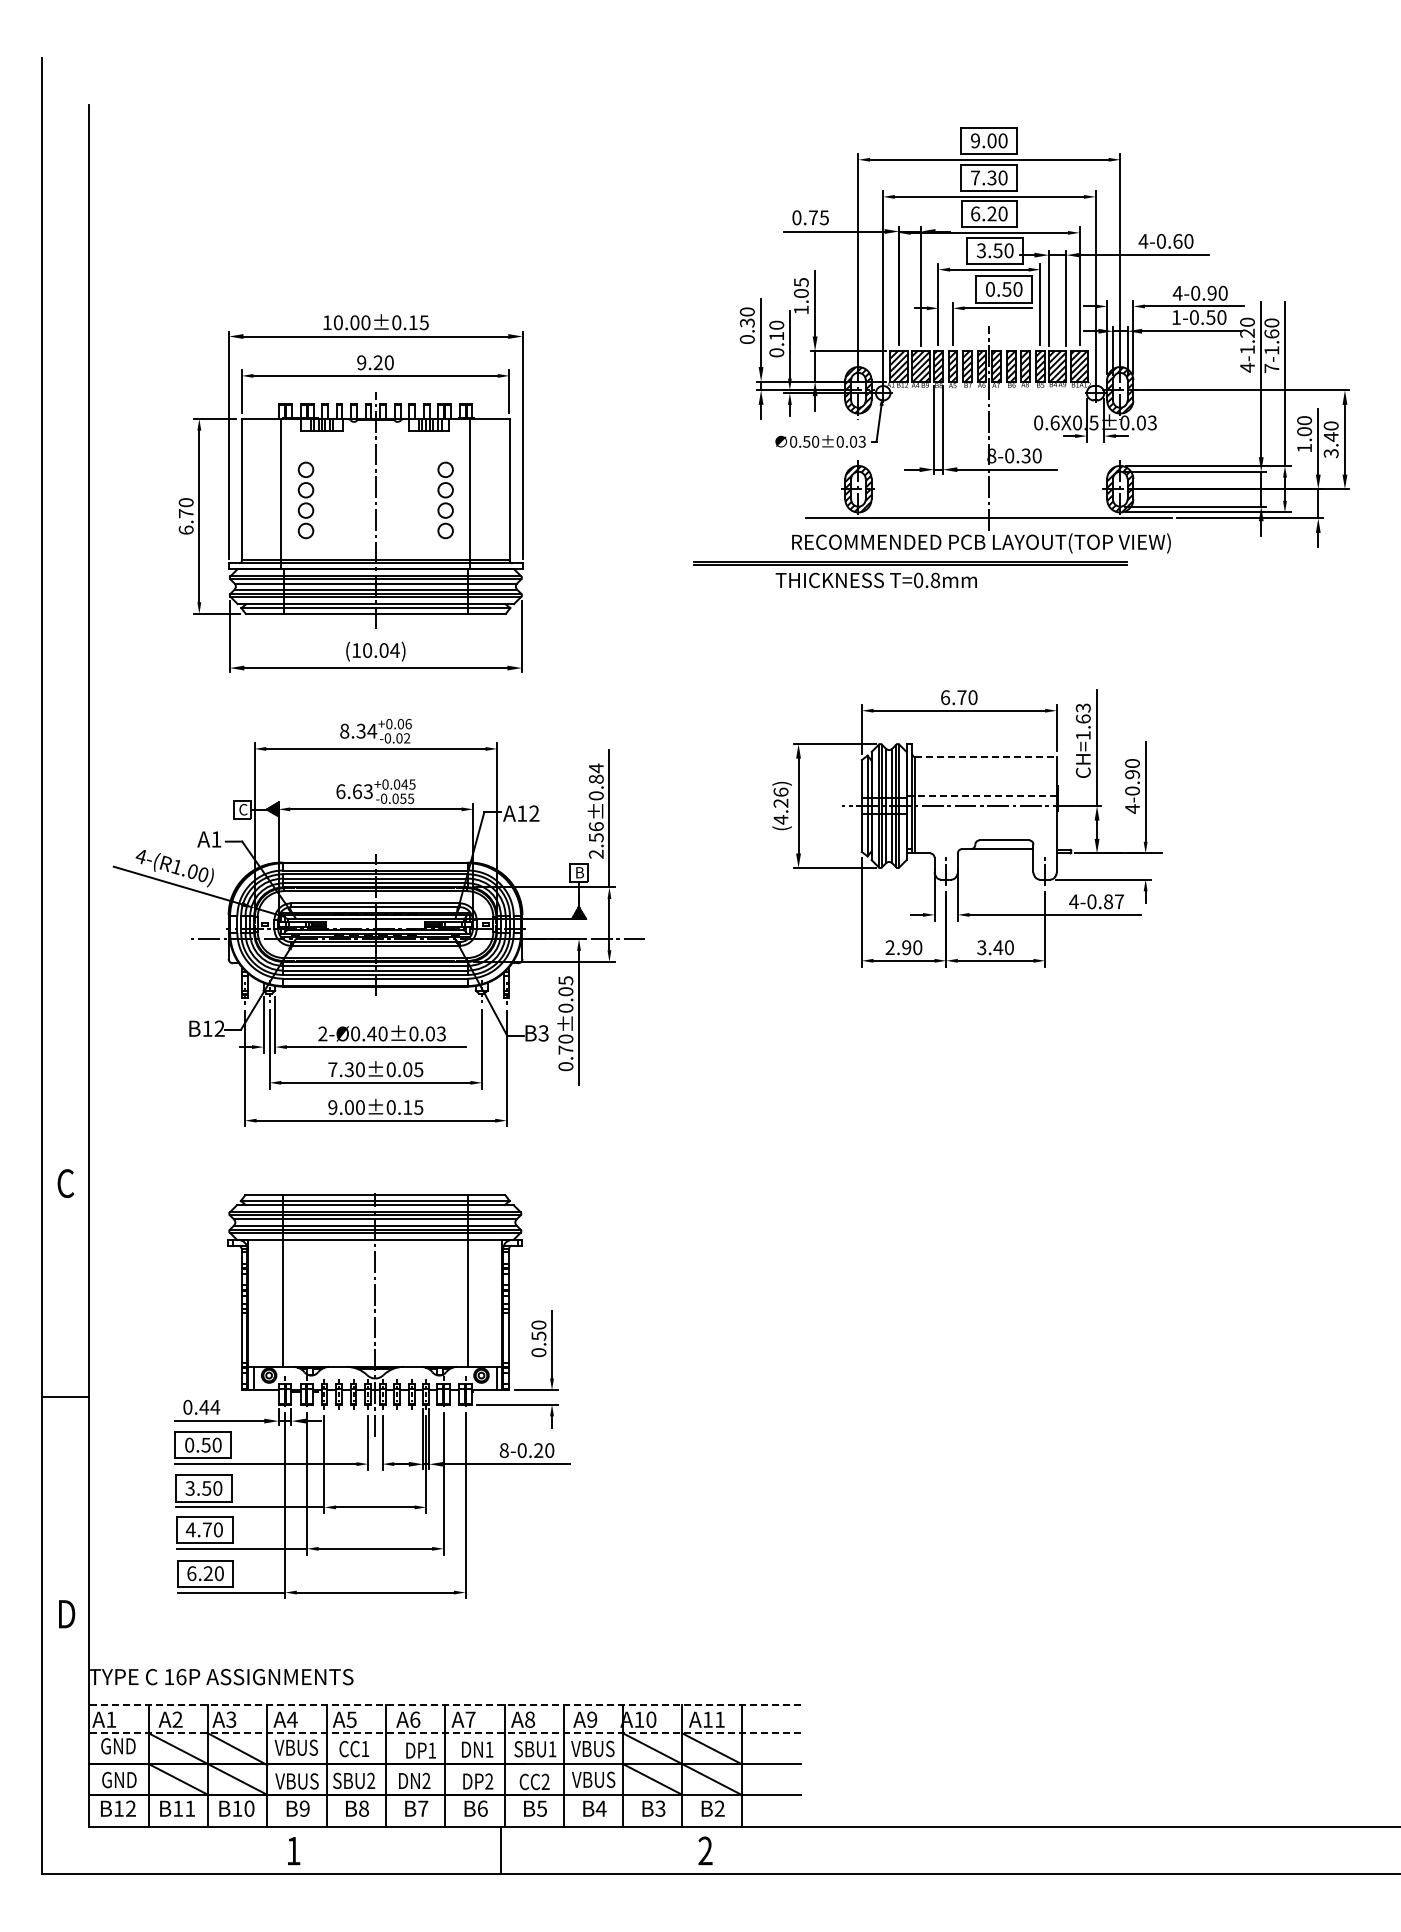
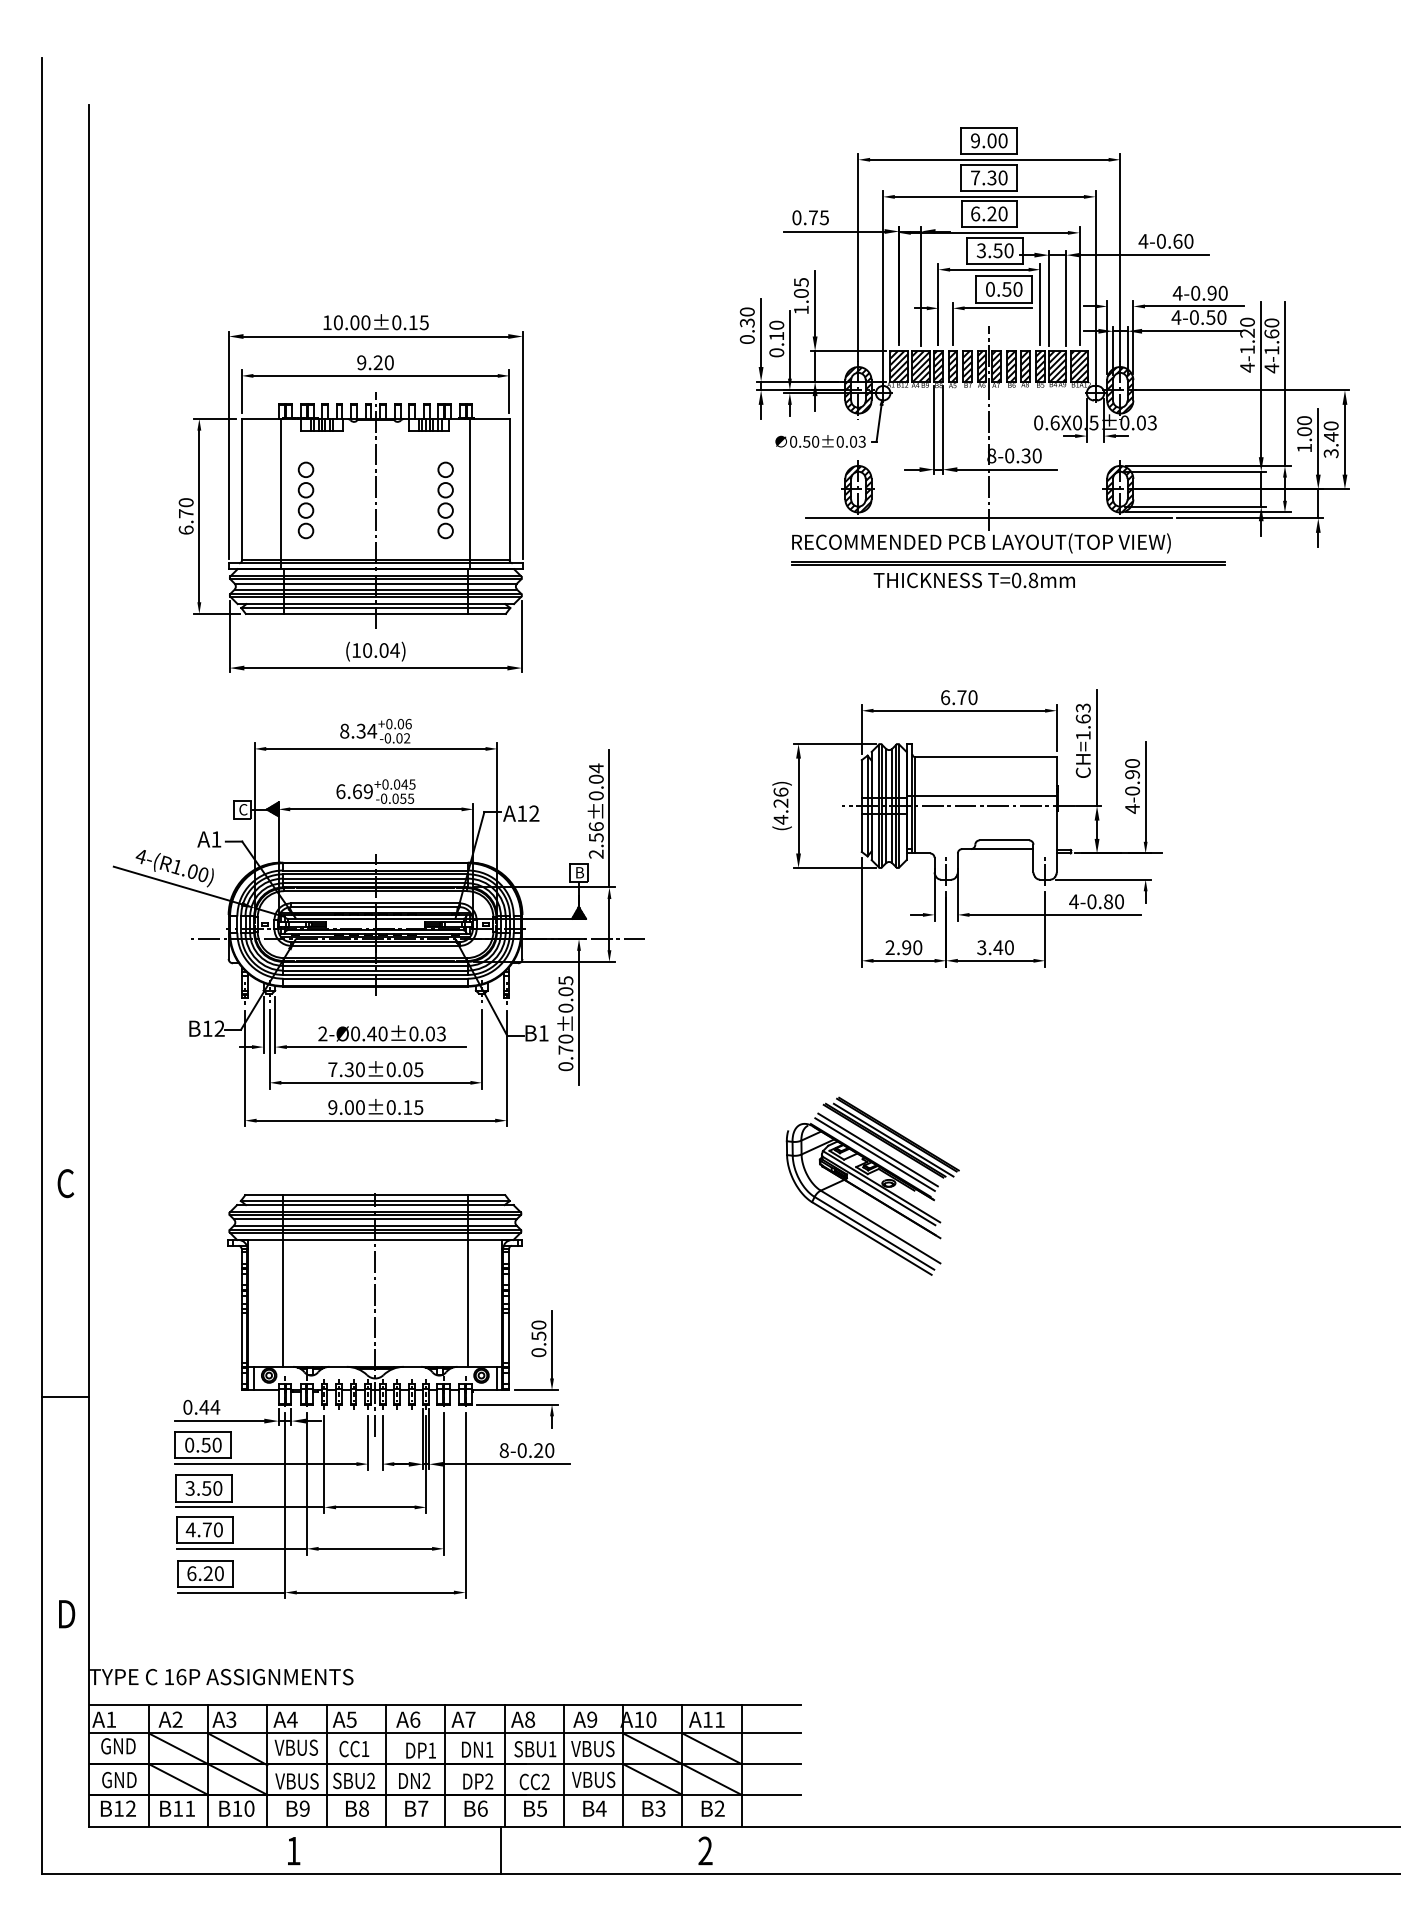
text: 1-0.50 -> 4-0.50 (1176, 317)
text: 7-1.60 -> 4-1.60 (1271, 368)
part position: (910, 574) -> (1008, 574) (1008, 574)
line: dashed -> solid (986, 757)
text: 2.56±0.84 -> 2.56±0.04 (596, 778)
text: 6.63 -> 6.69 (367, 791)
line: dashed -> solid (982, 796)
text: 4-0.87 -> 4-0.80 (1119, 901)
text: B3 -> B1 (543, 1033)
part: none -> present (872, 1185)
line: dashed -> solid (445, 1704)
line: dashed -> solid (445, 1733)
